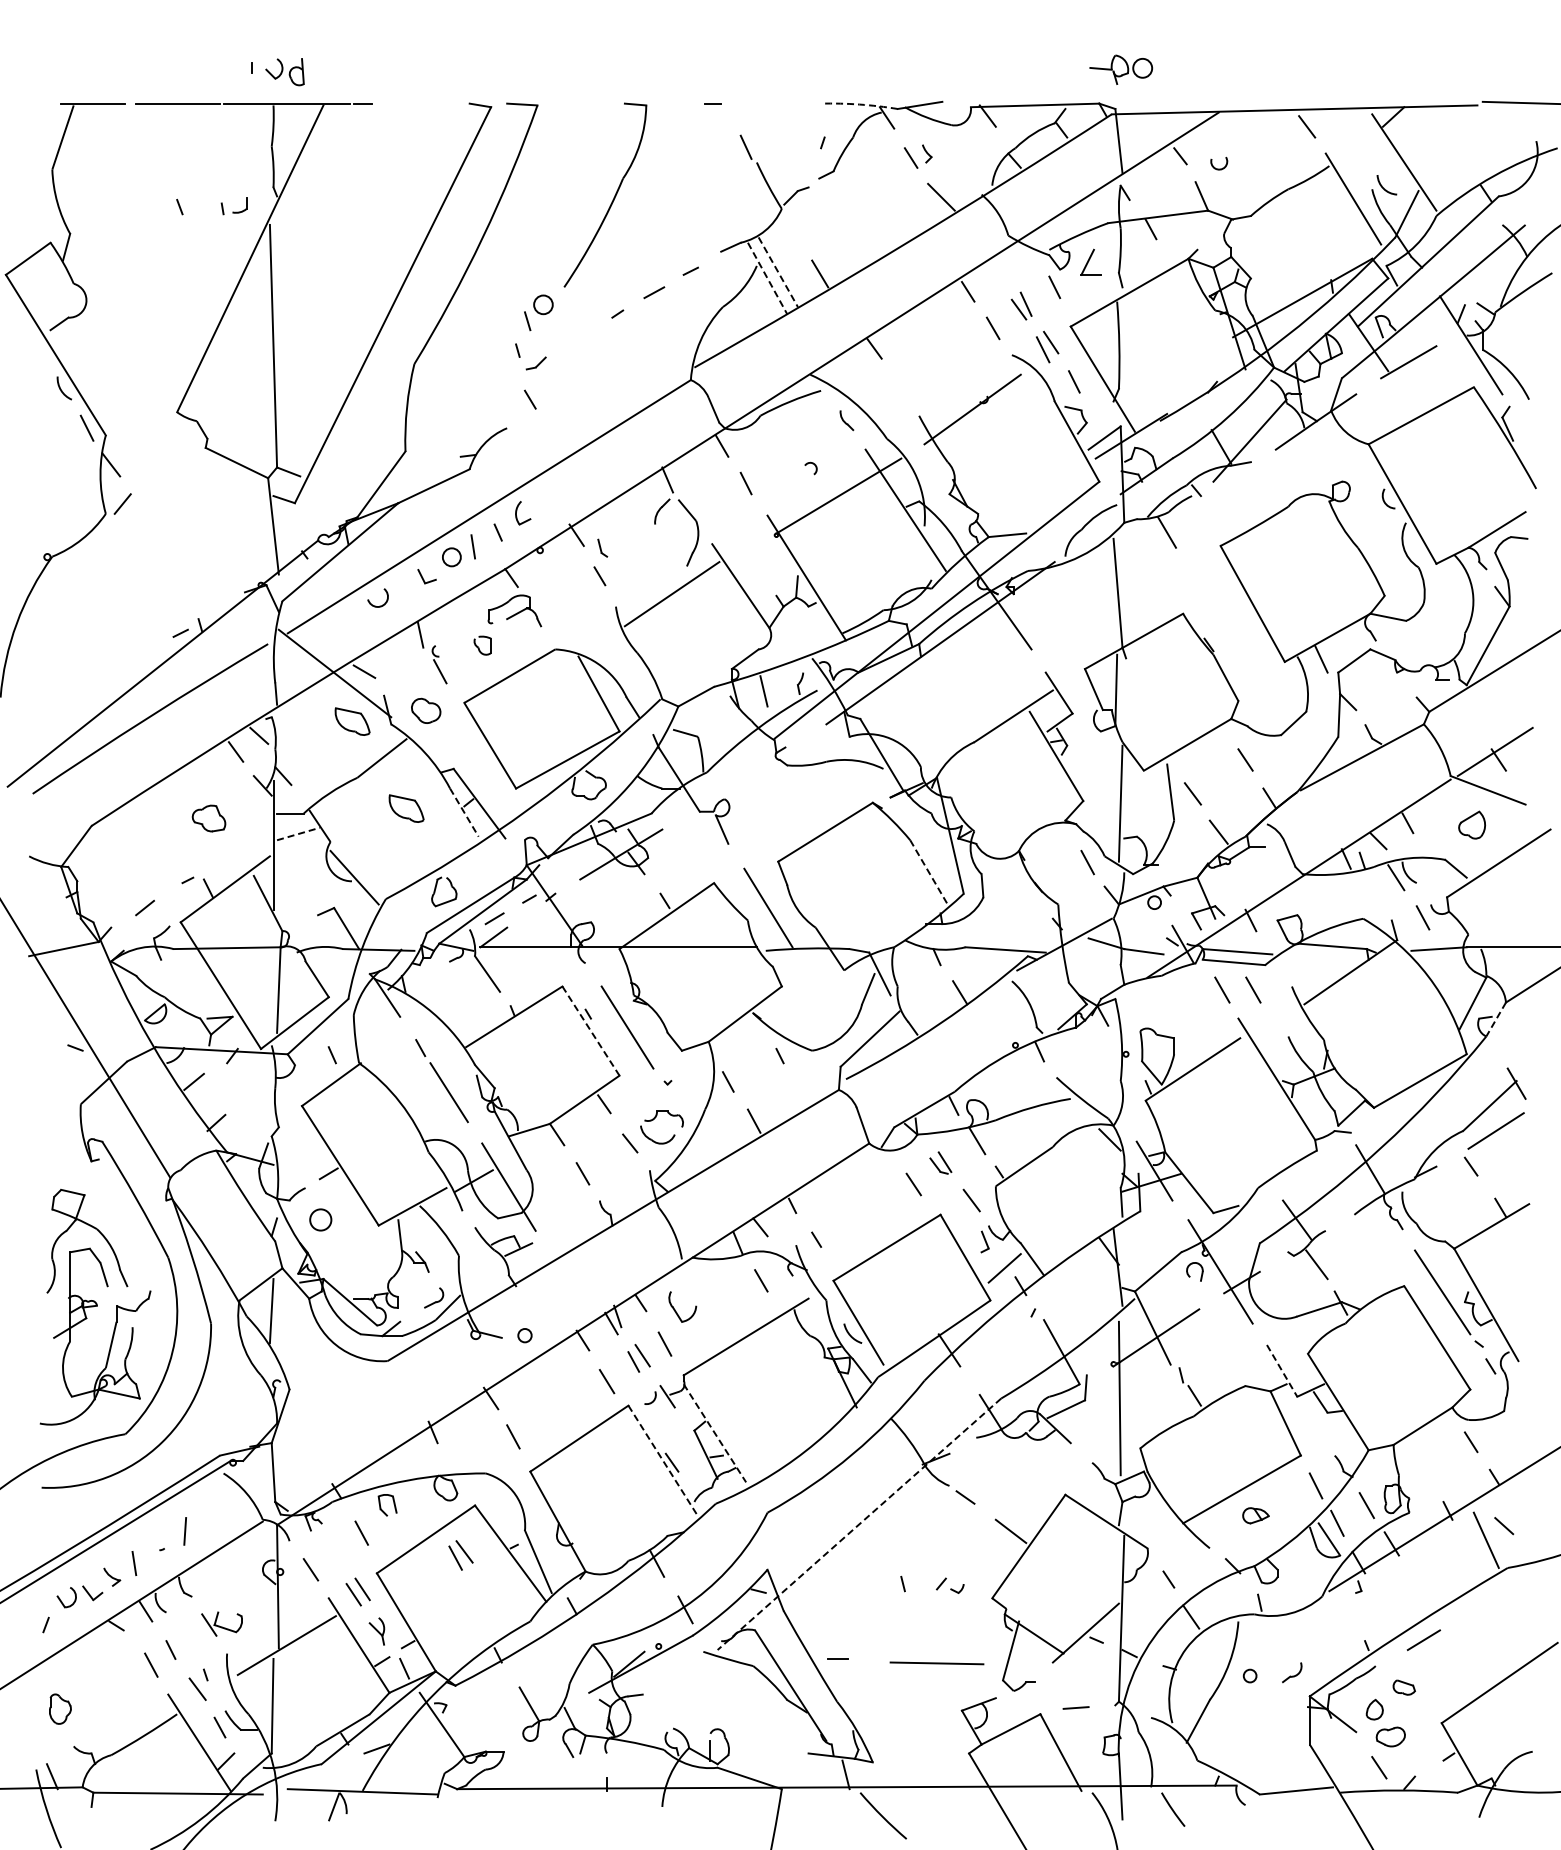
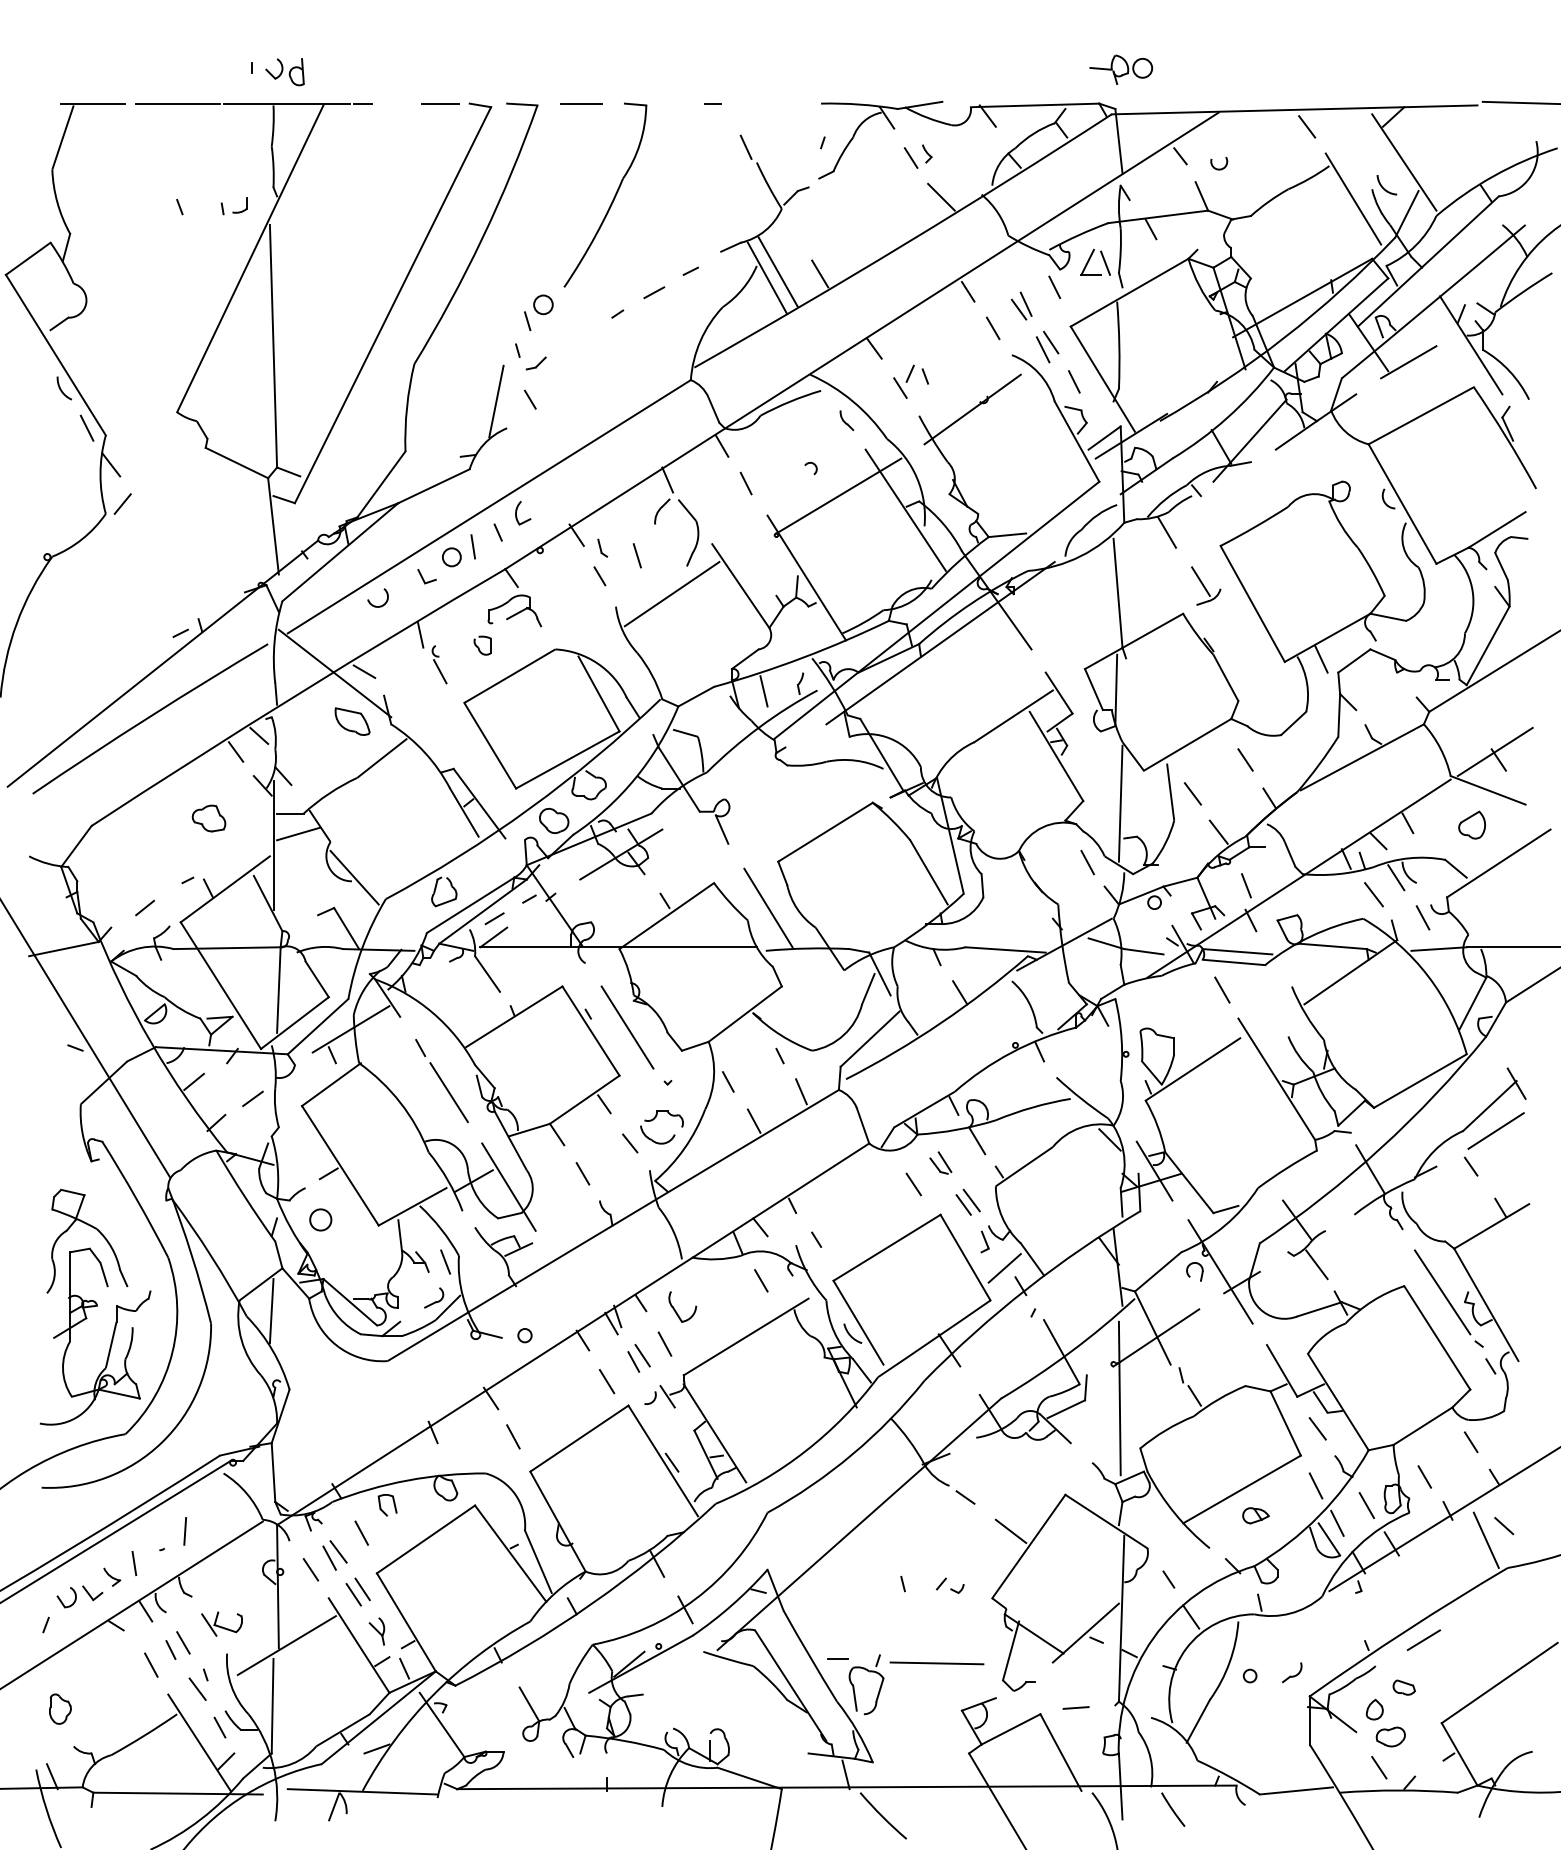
line: none -> present (440, 103)
line: none -> present (580, 103)
arc: dashed -> solid (859, 104)
line: none -> present (1105, 262)
line: dashed -> solid (778, 272)
line: dashed -> solid (767, 278)
part: none -> present (910, 381)
line: none -> present (496, 401)
line: none -> present (636, 555)
part: none -> present (1206, 585)
part position: (426, 710) -> (554, 820) (554, 820)
part: present -> none (406, 808)
line: dashed -> solid (464, 812)
line: dashed -> solid (298, 833)
line: dashed -> solid (929, 872)
line: none -> present (1246, 885)
line: none -> present (1373, 894)
line: present -> none (1253, 989)
line: dashed -> solid (1496, 1019)
line: none -> present (350, 1029)
line: dashed -> solid (590, 1031)
line: none -> present (801, 1091)
line: none -> present (252, 1098)
line: none -> present (963, 1204)
line: none -> present (445, 1261)
line: dashed -> solid (1282, 1370)
line: none -> present (1317, 1428)
line: dashed -> solid (715, 1433)
line: dashed -> solid (663, 1461)
line: none -> present (1424, 1476)
line: dashed -> solid (859, 1524)
part position: (460, 1555) -> (334, 1555) (334, 1555)
line: none -> present (183, 1642)
part: none -> present (854, 1685)
